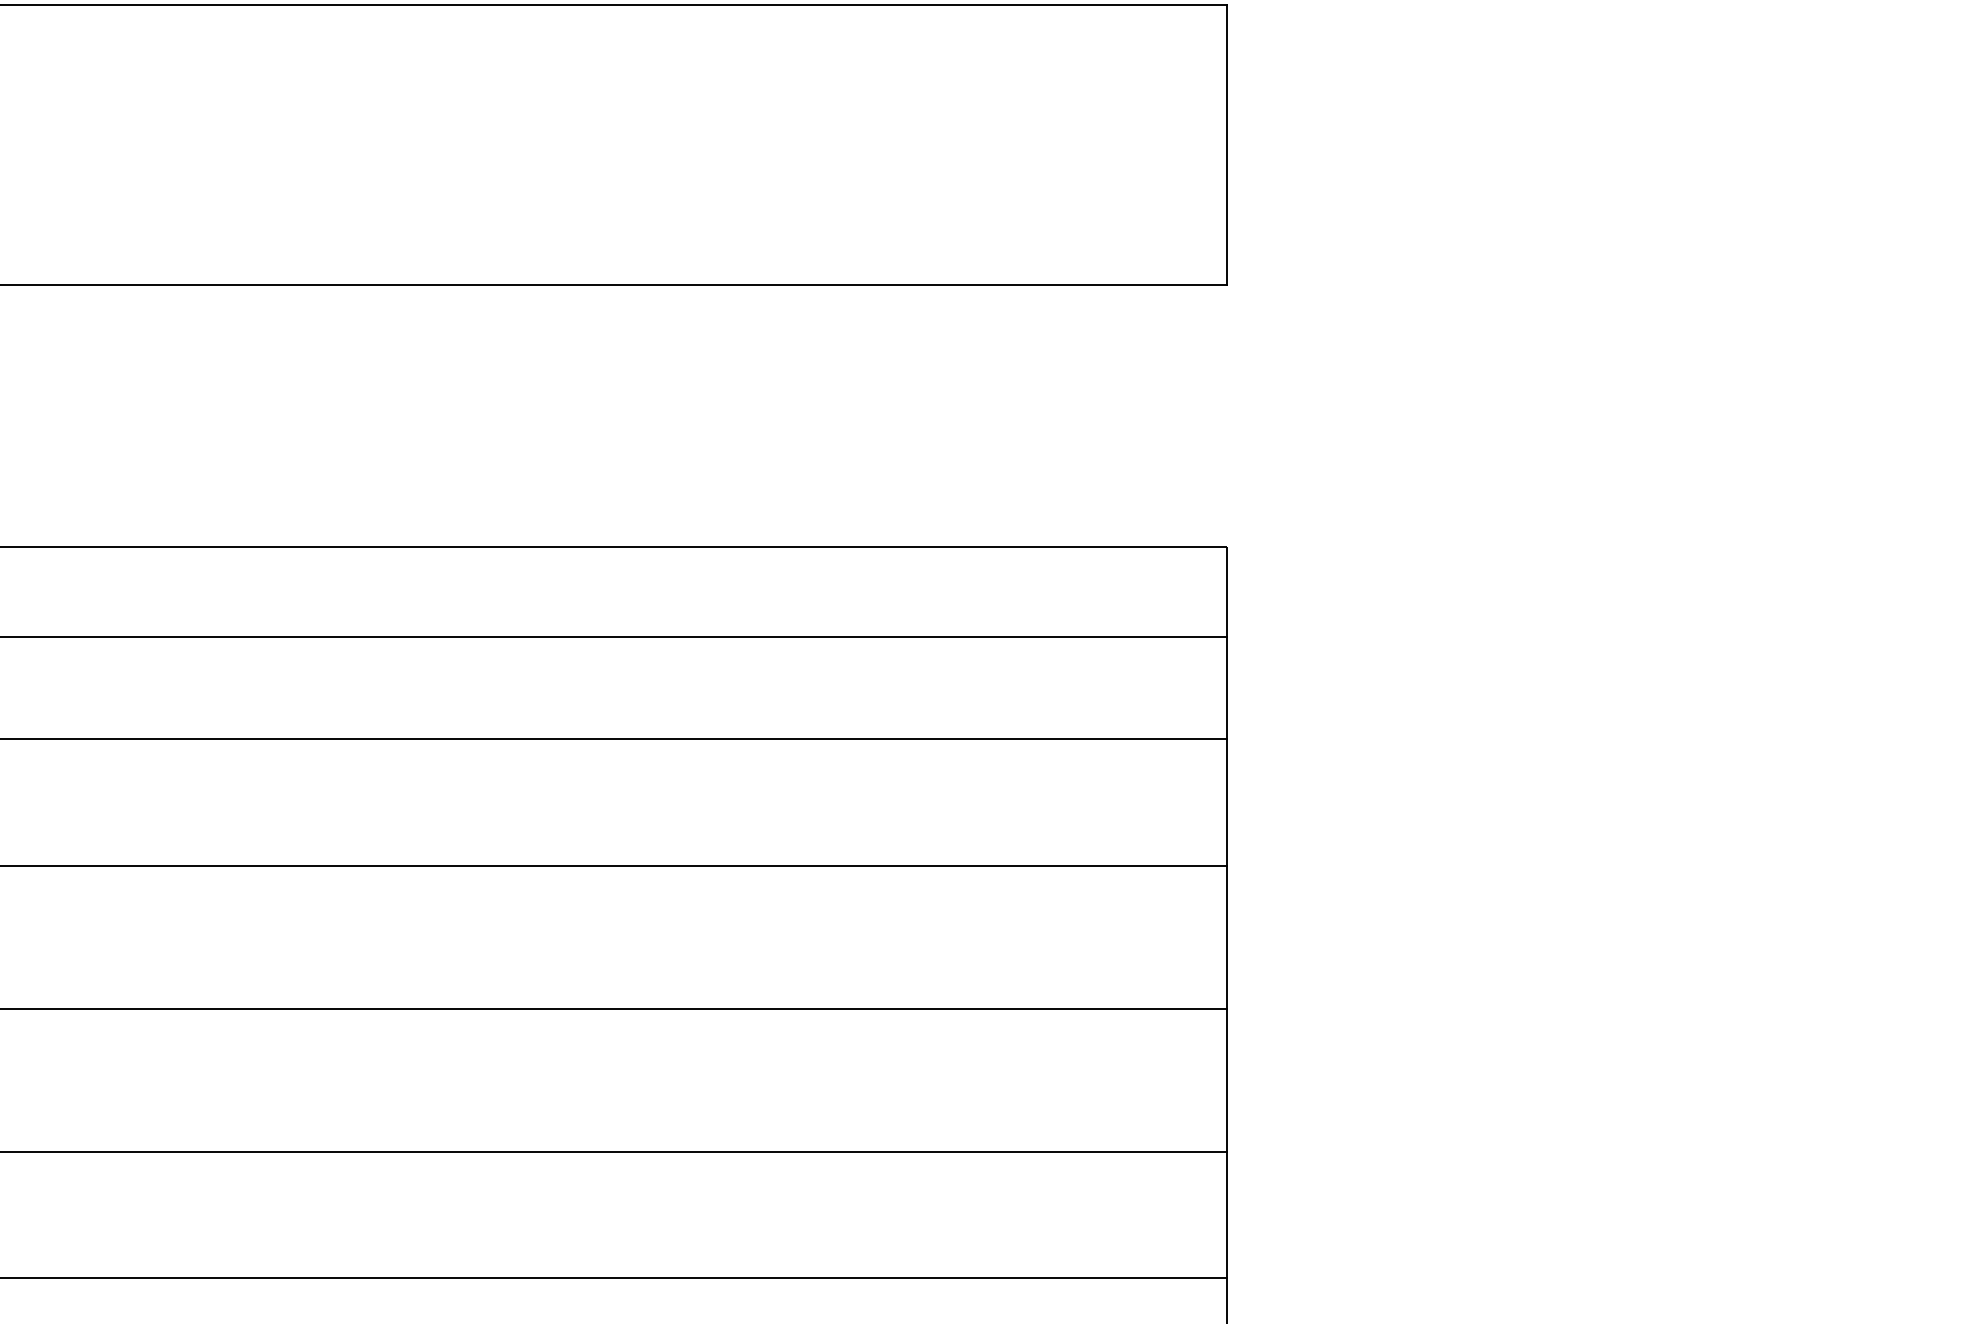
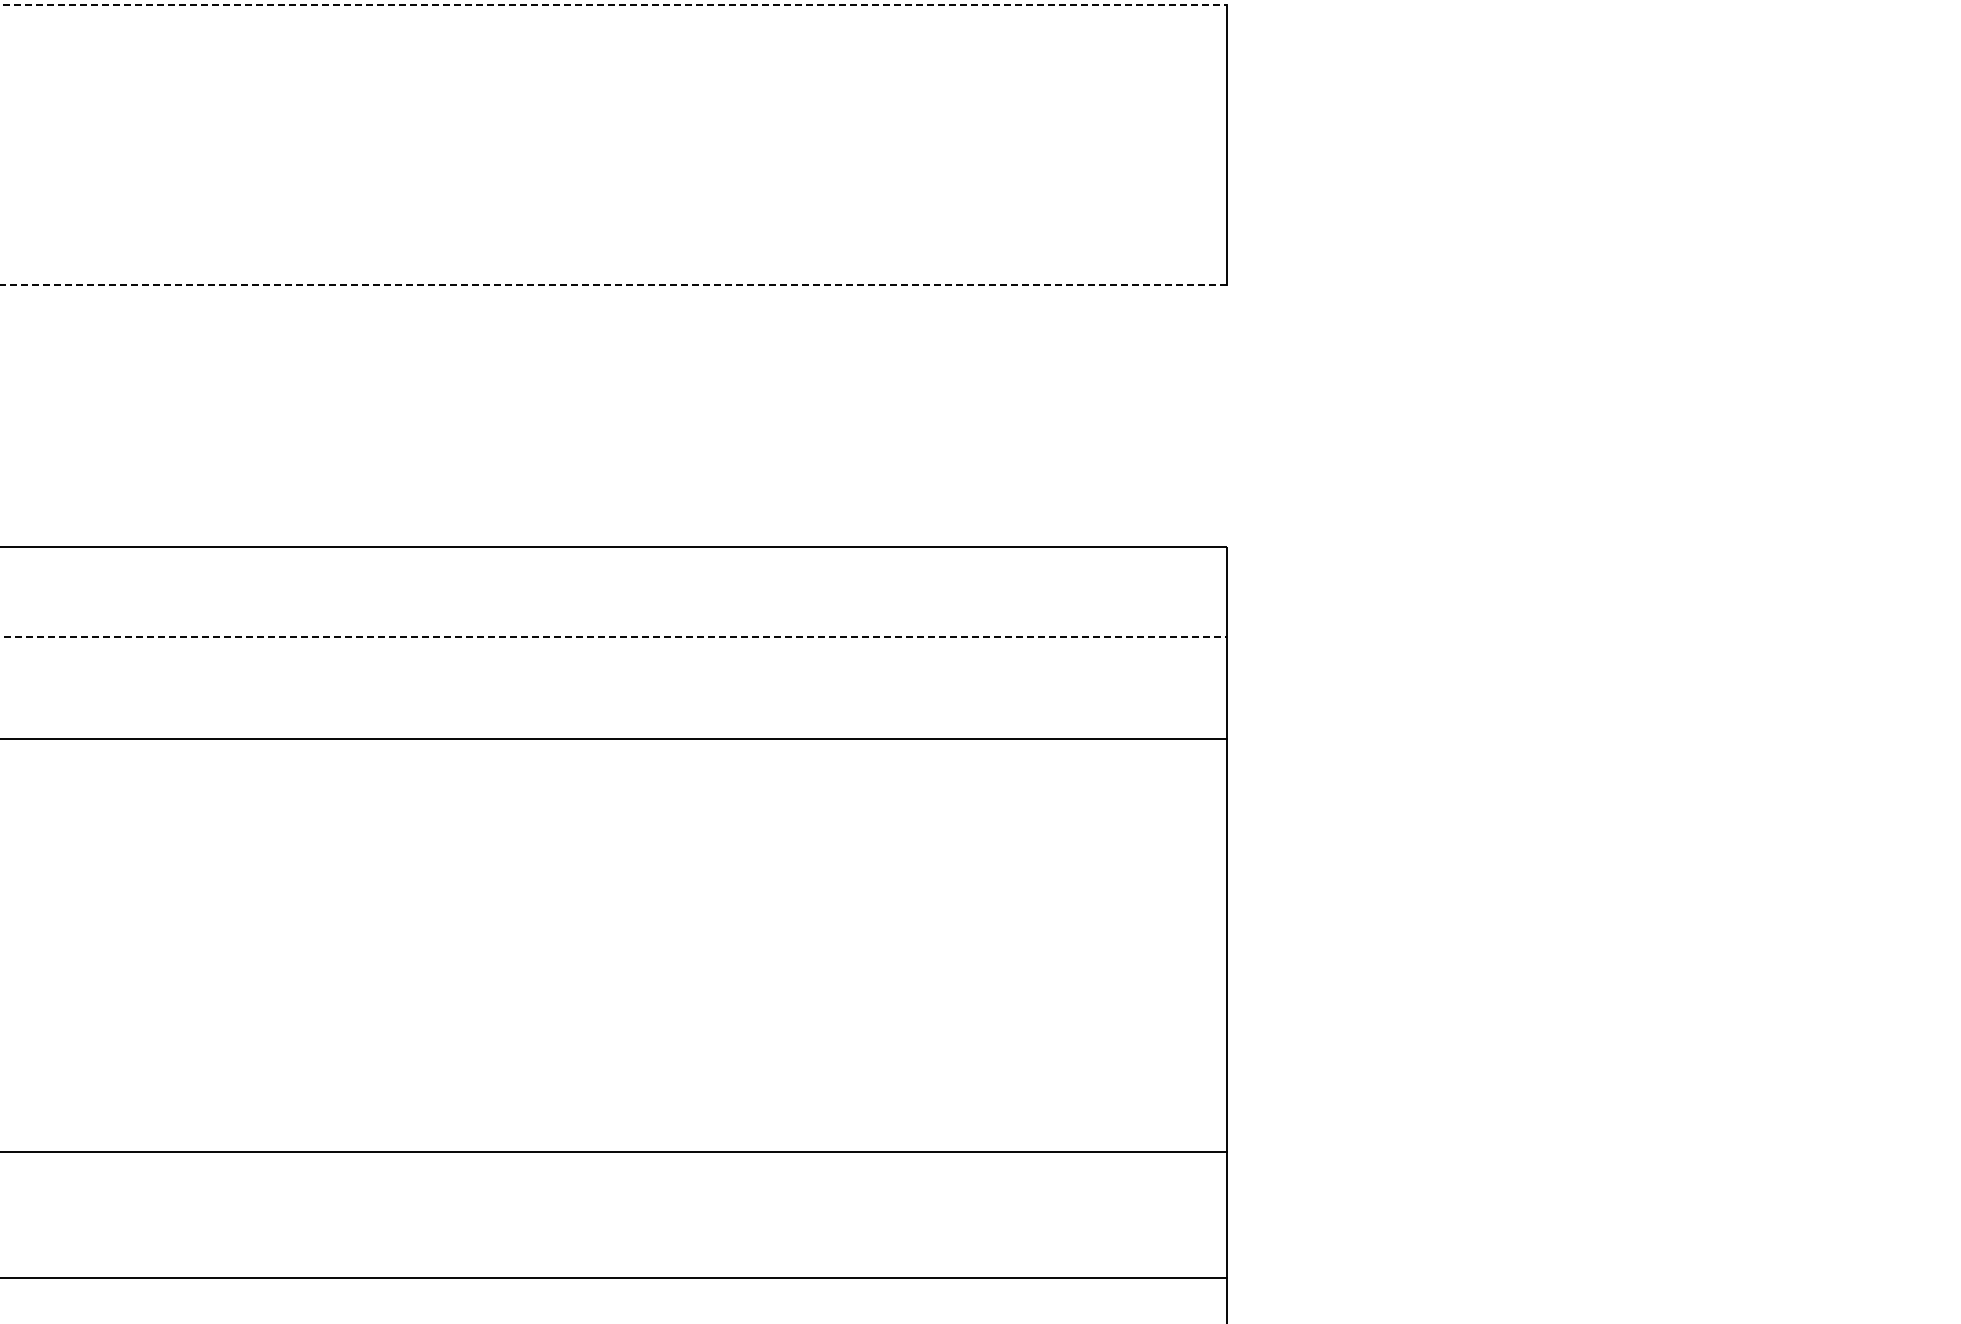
line: solid -> dashed (614, 4)
line: solid -> dashed (613, 285)
line: solid -> dashed (614, 637)
line: present -> none (614, 866)
line: present -> none (614, 1009)
